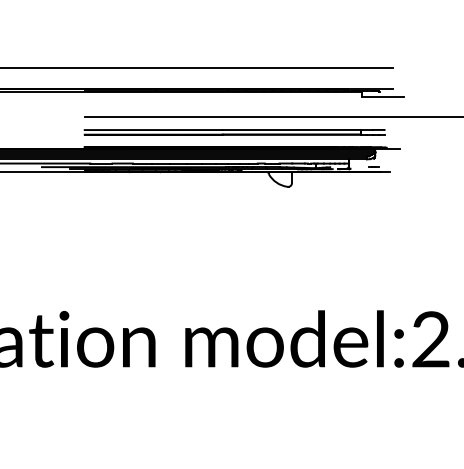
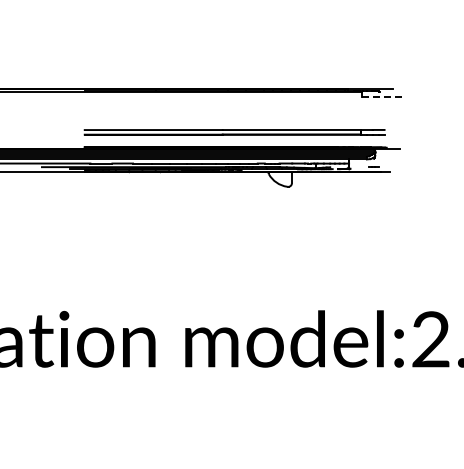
line: present -> none (197, 68)
line: solid -> dashed (382, 96)
line: present -> none (272, 116)
